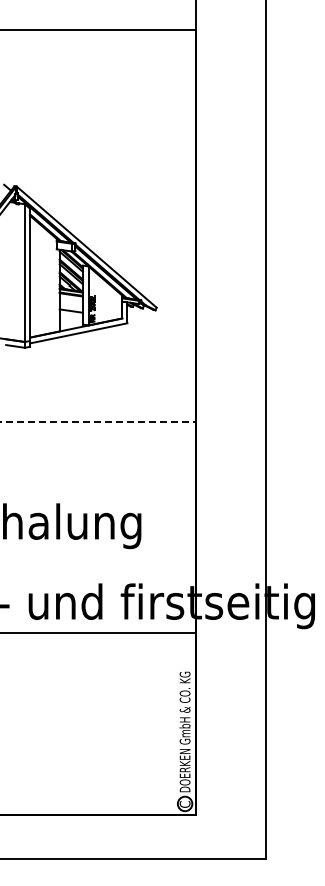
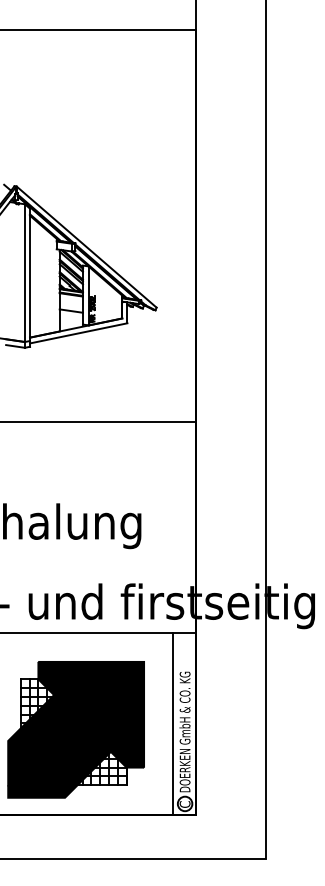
line: dashed -> solid (98, 422)
line: none -> present (172, 723)
part: none -> present (75, 729)
